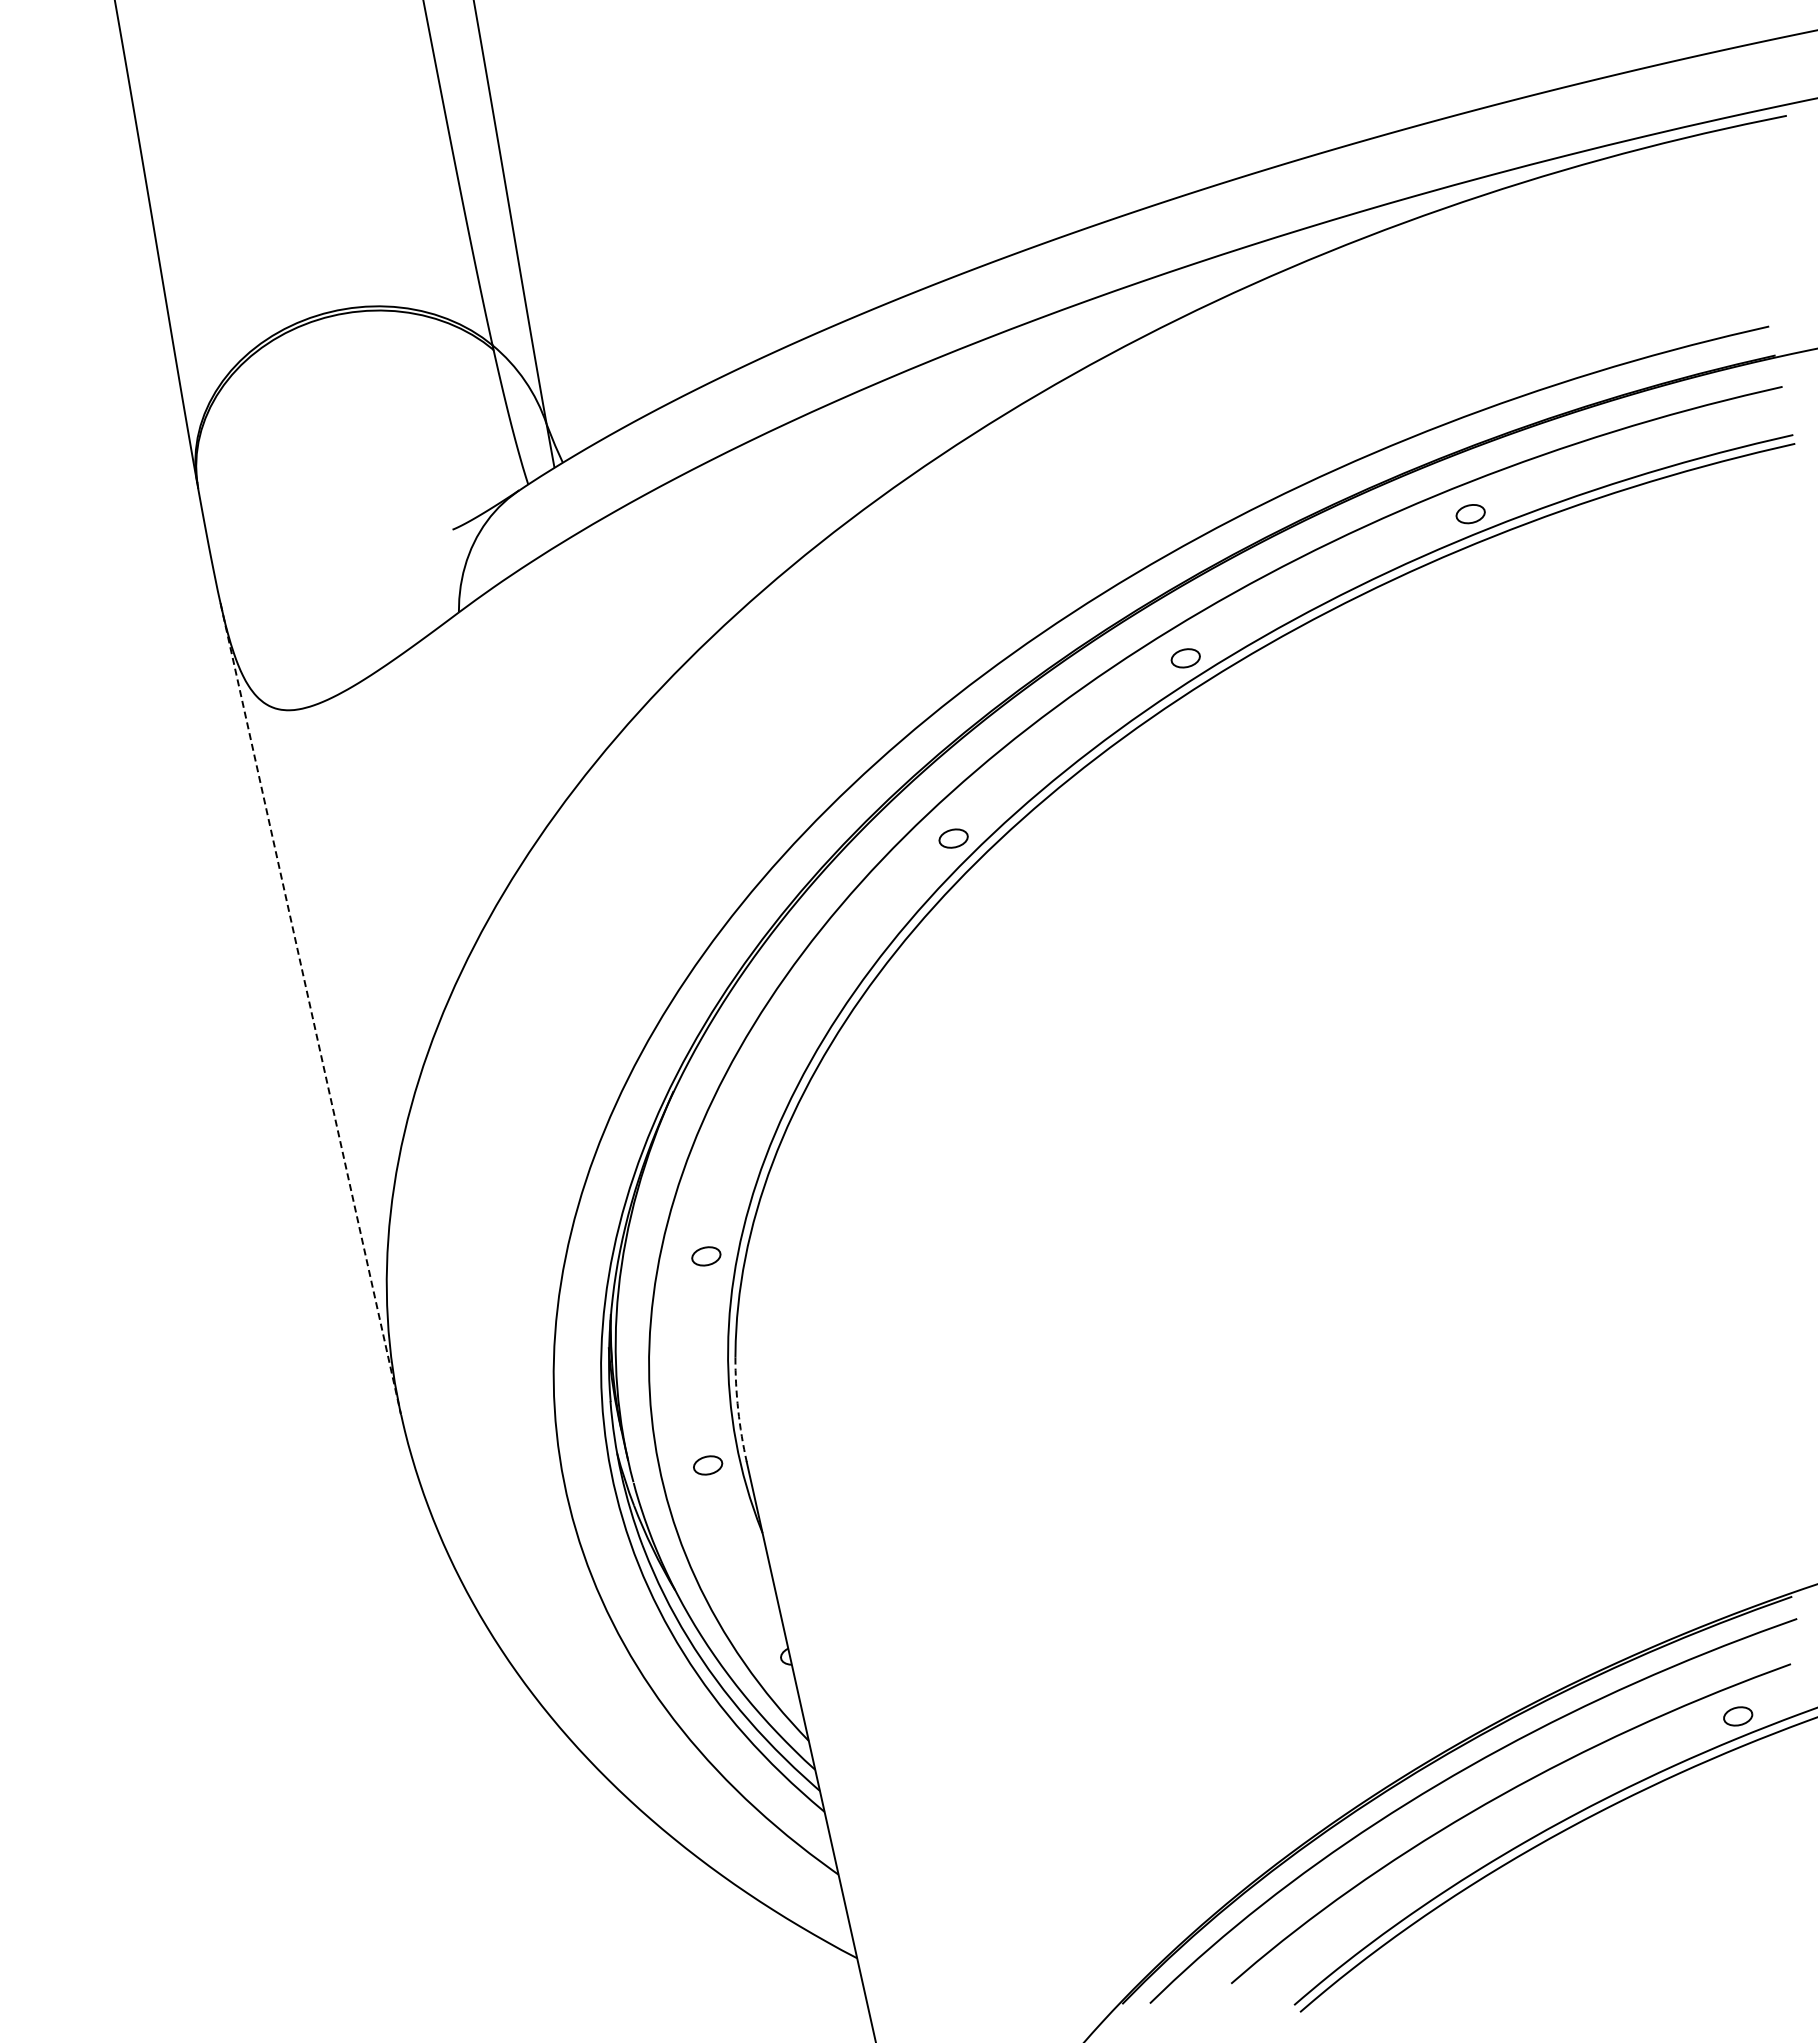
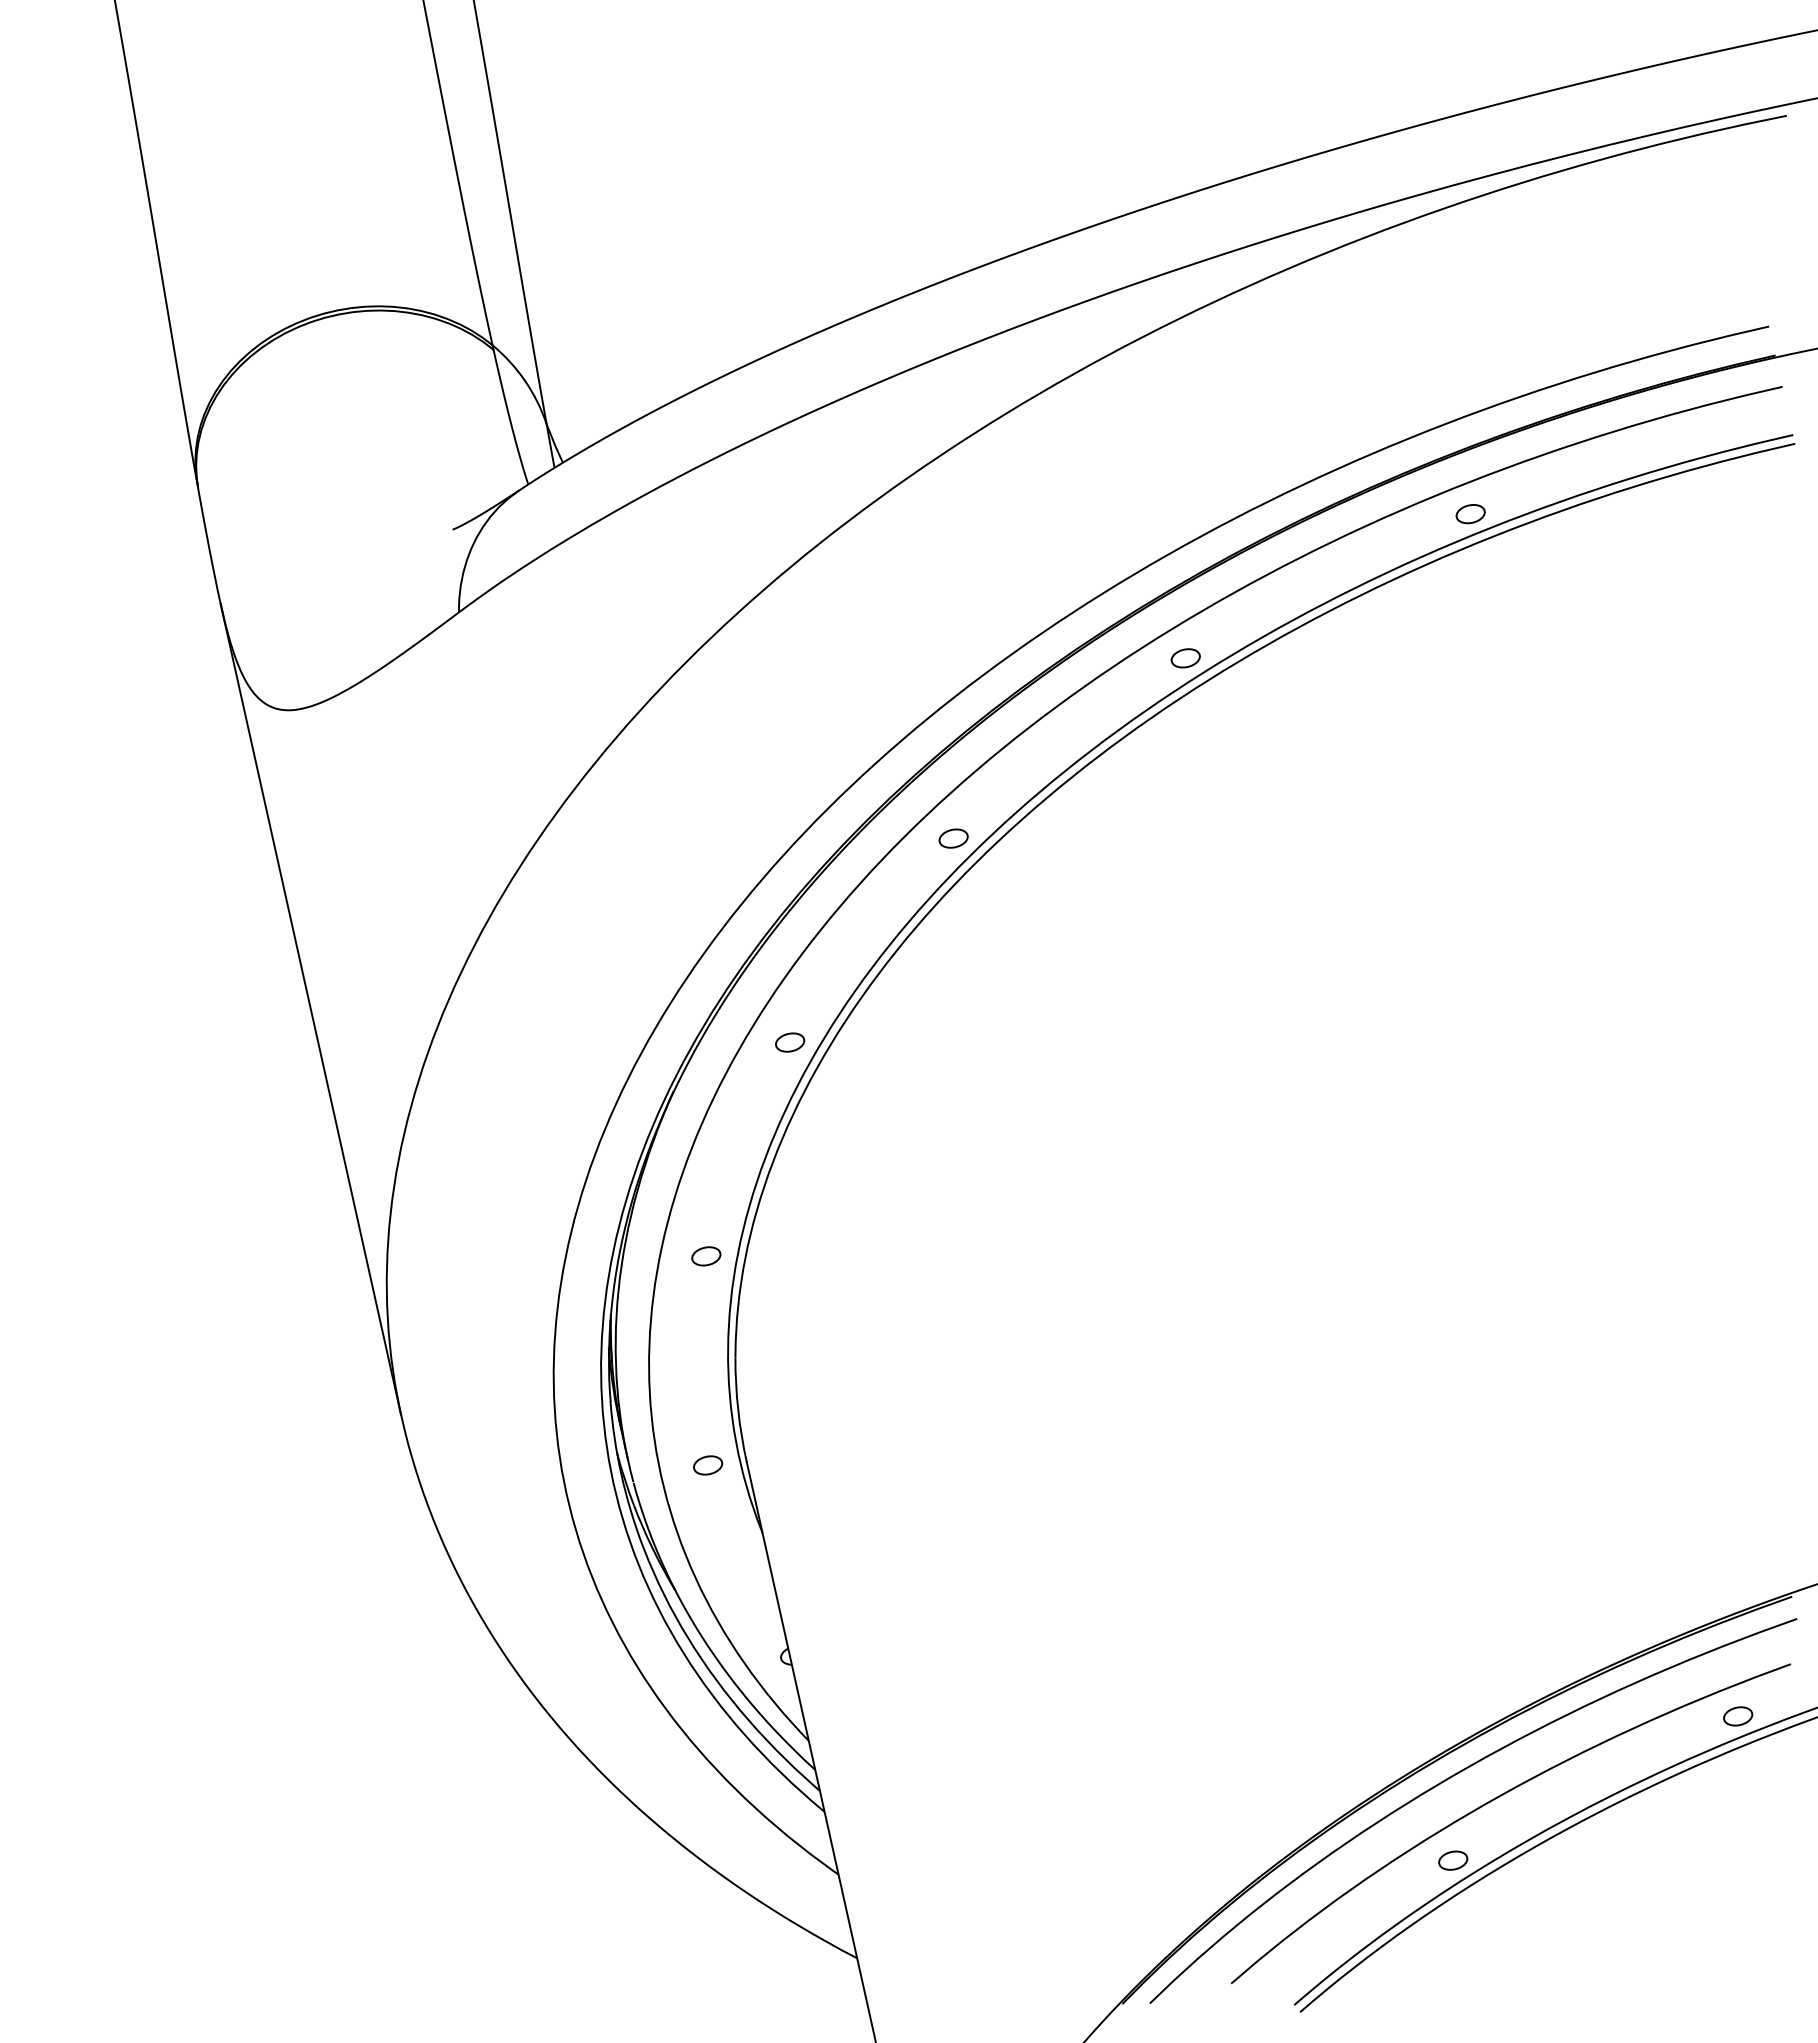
line: dashed -> solid (311, 1009)
part: none -> present (790, 1042)
arc: dashed -> solid (738, 1410)
part: none -> present (1453, 1860)
